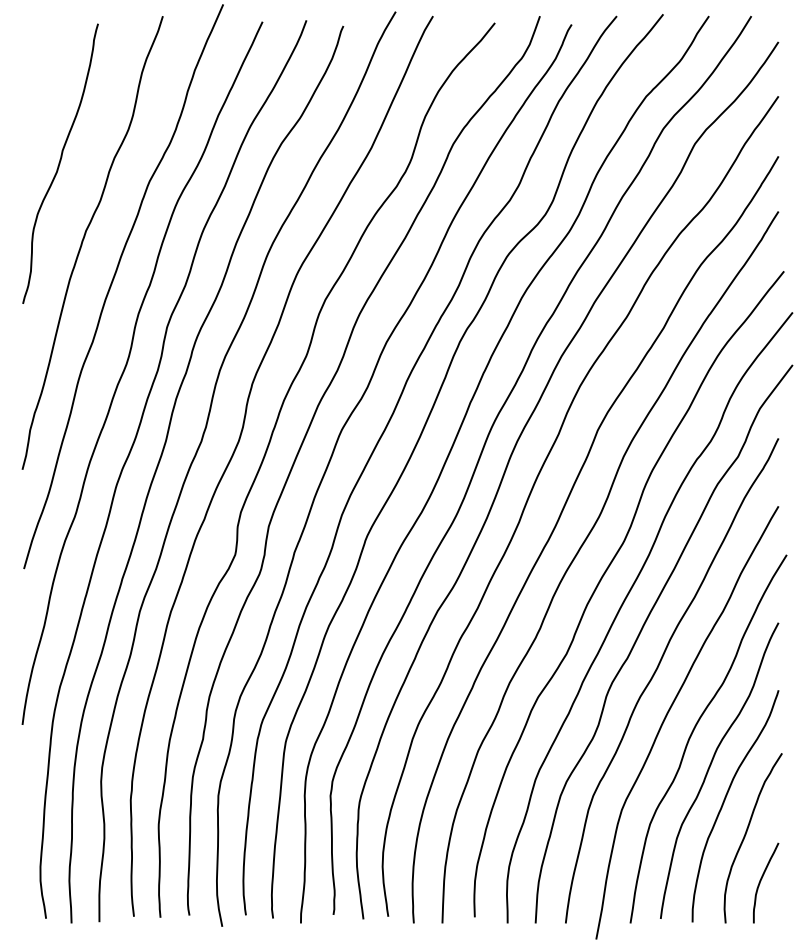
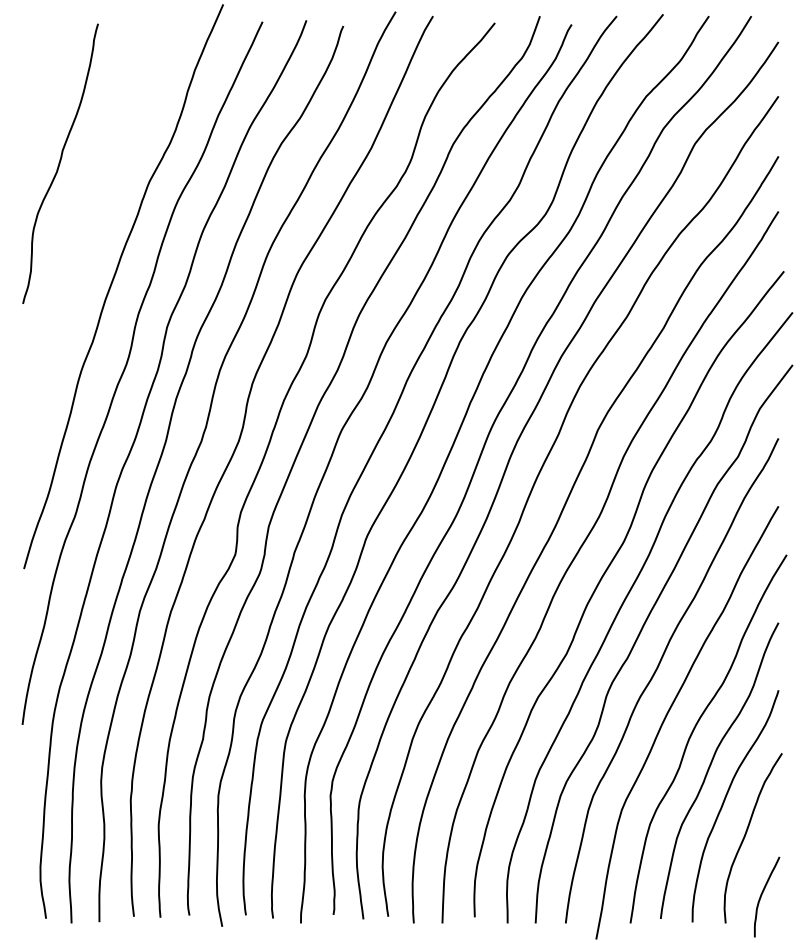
curve: present -> none (84, 239)
curve position: (761, 881) -> (762, 895) (762, 895)
